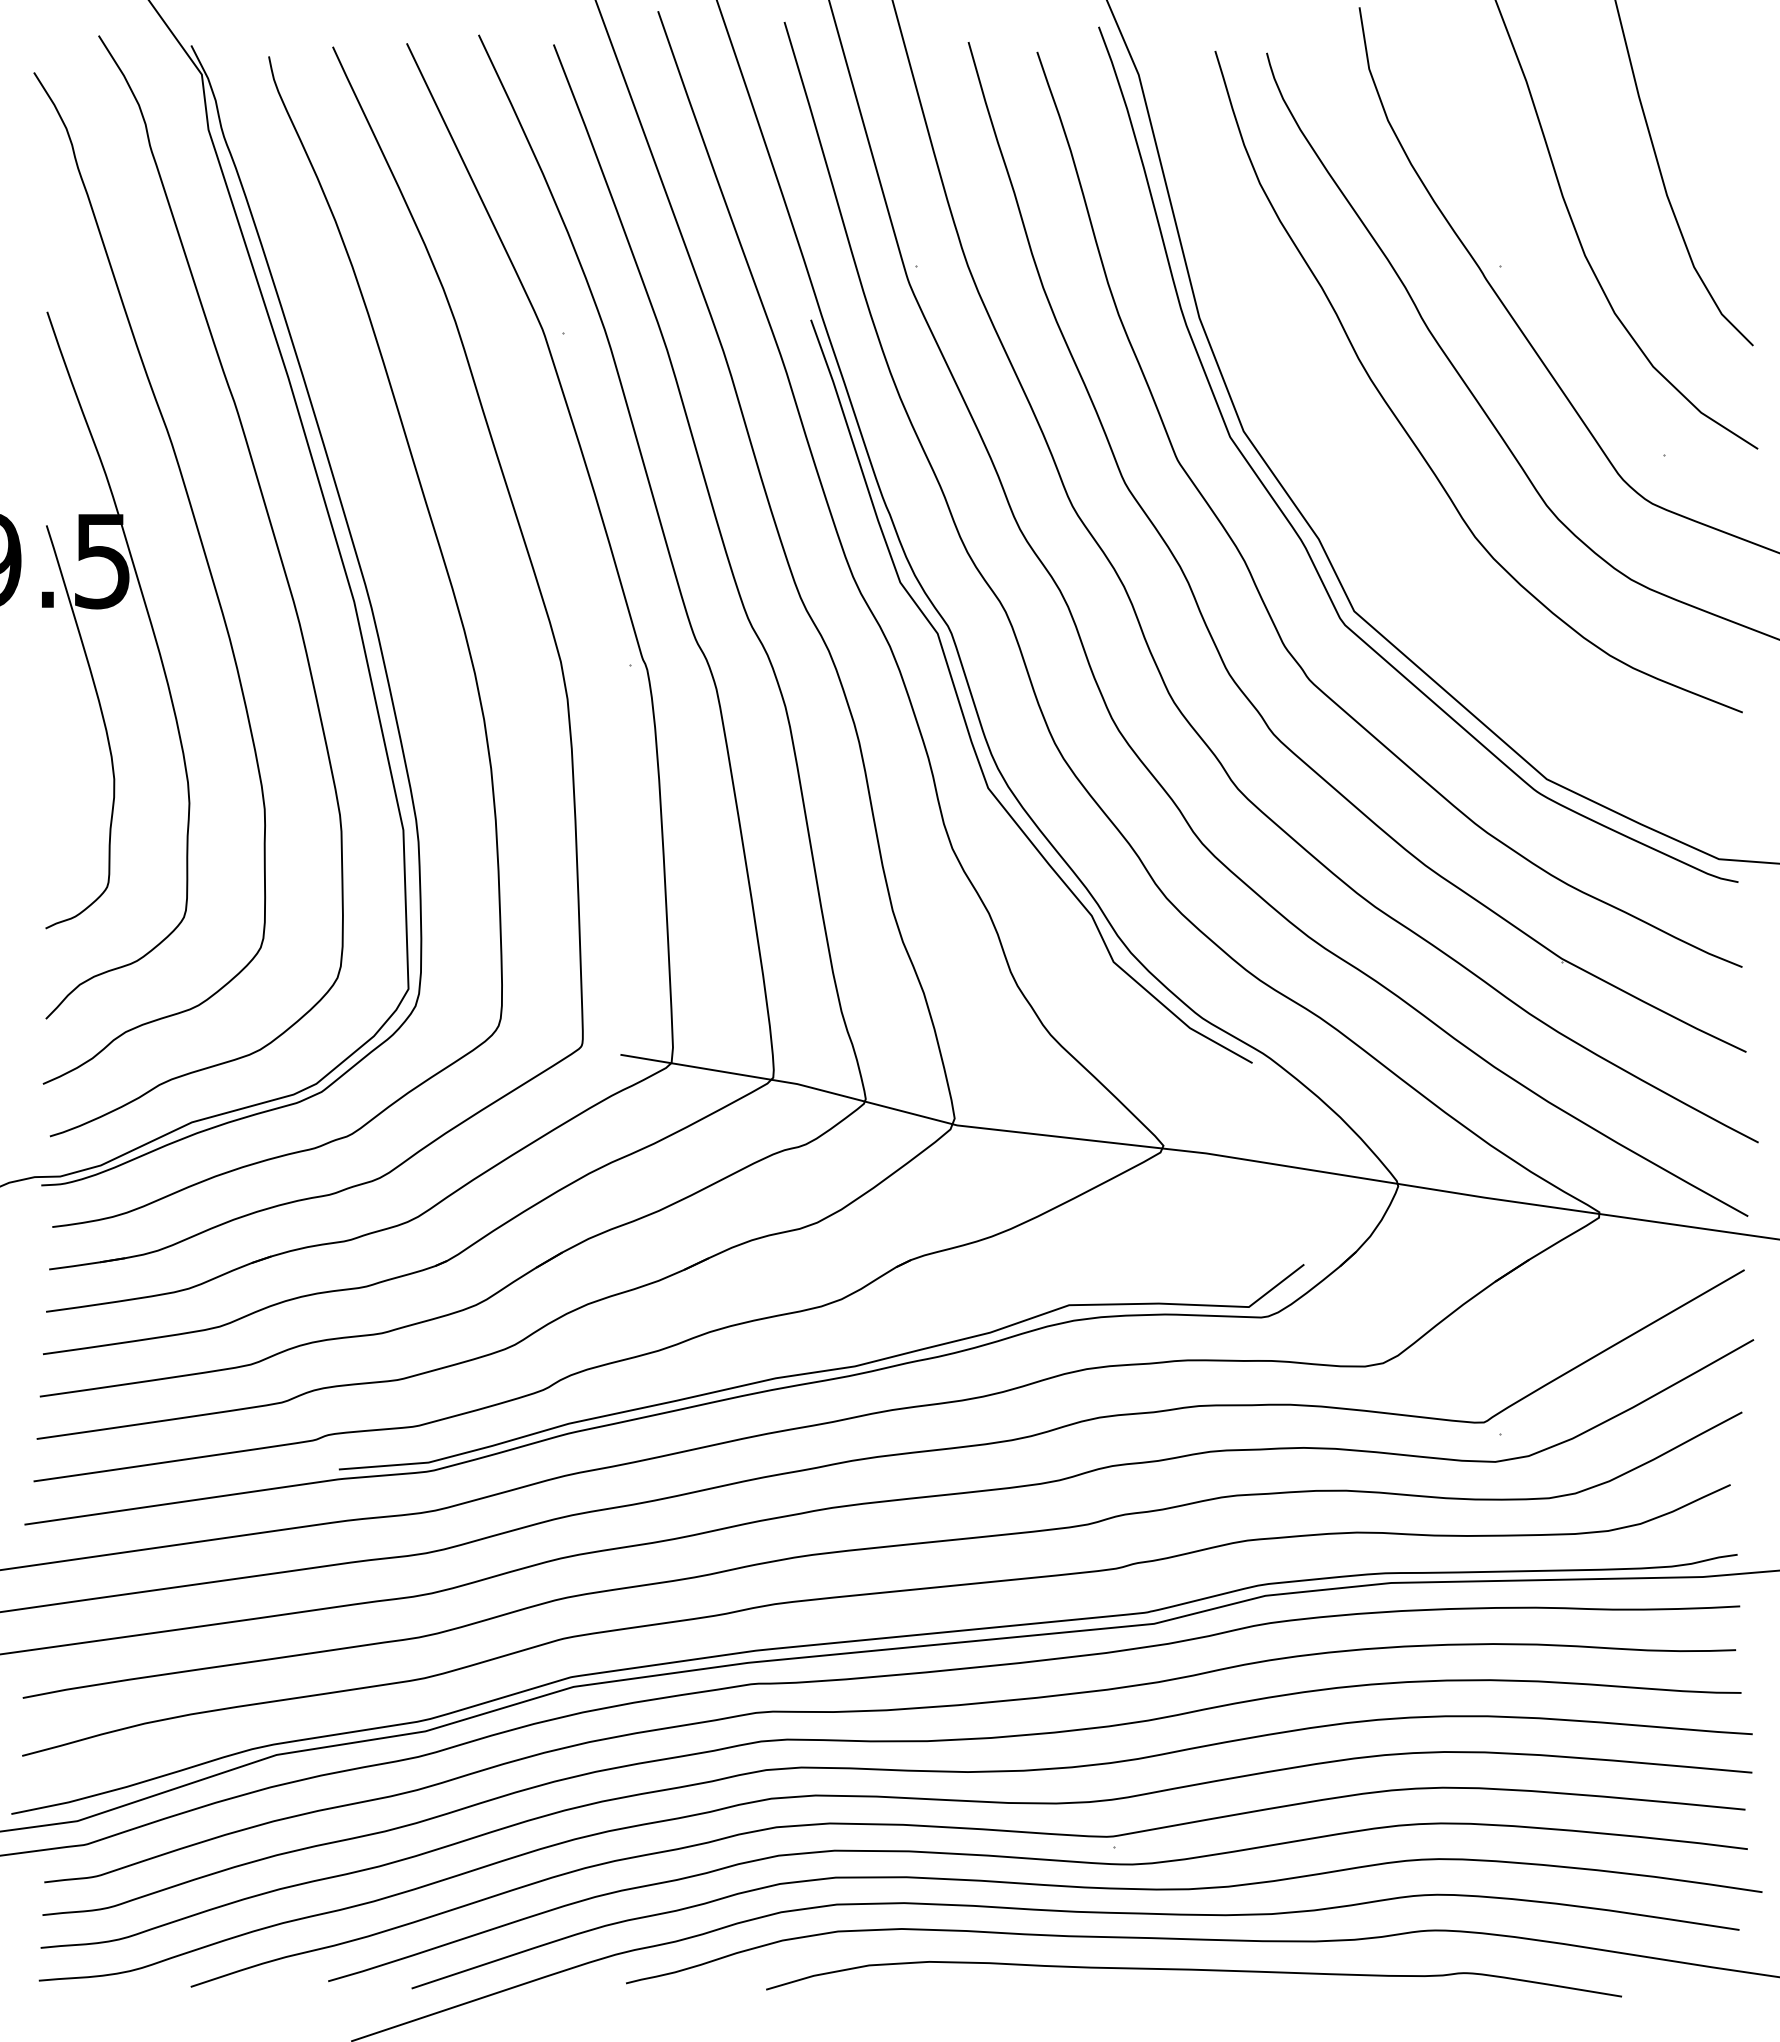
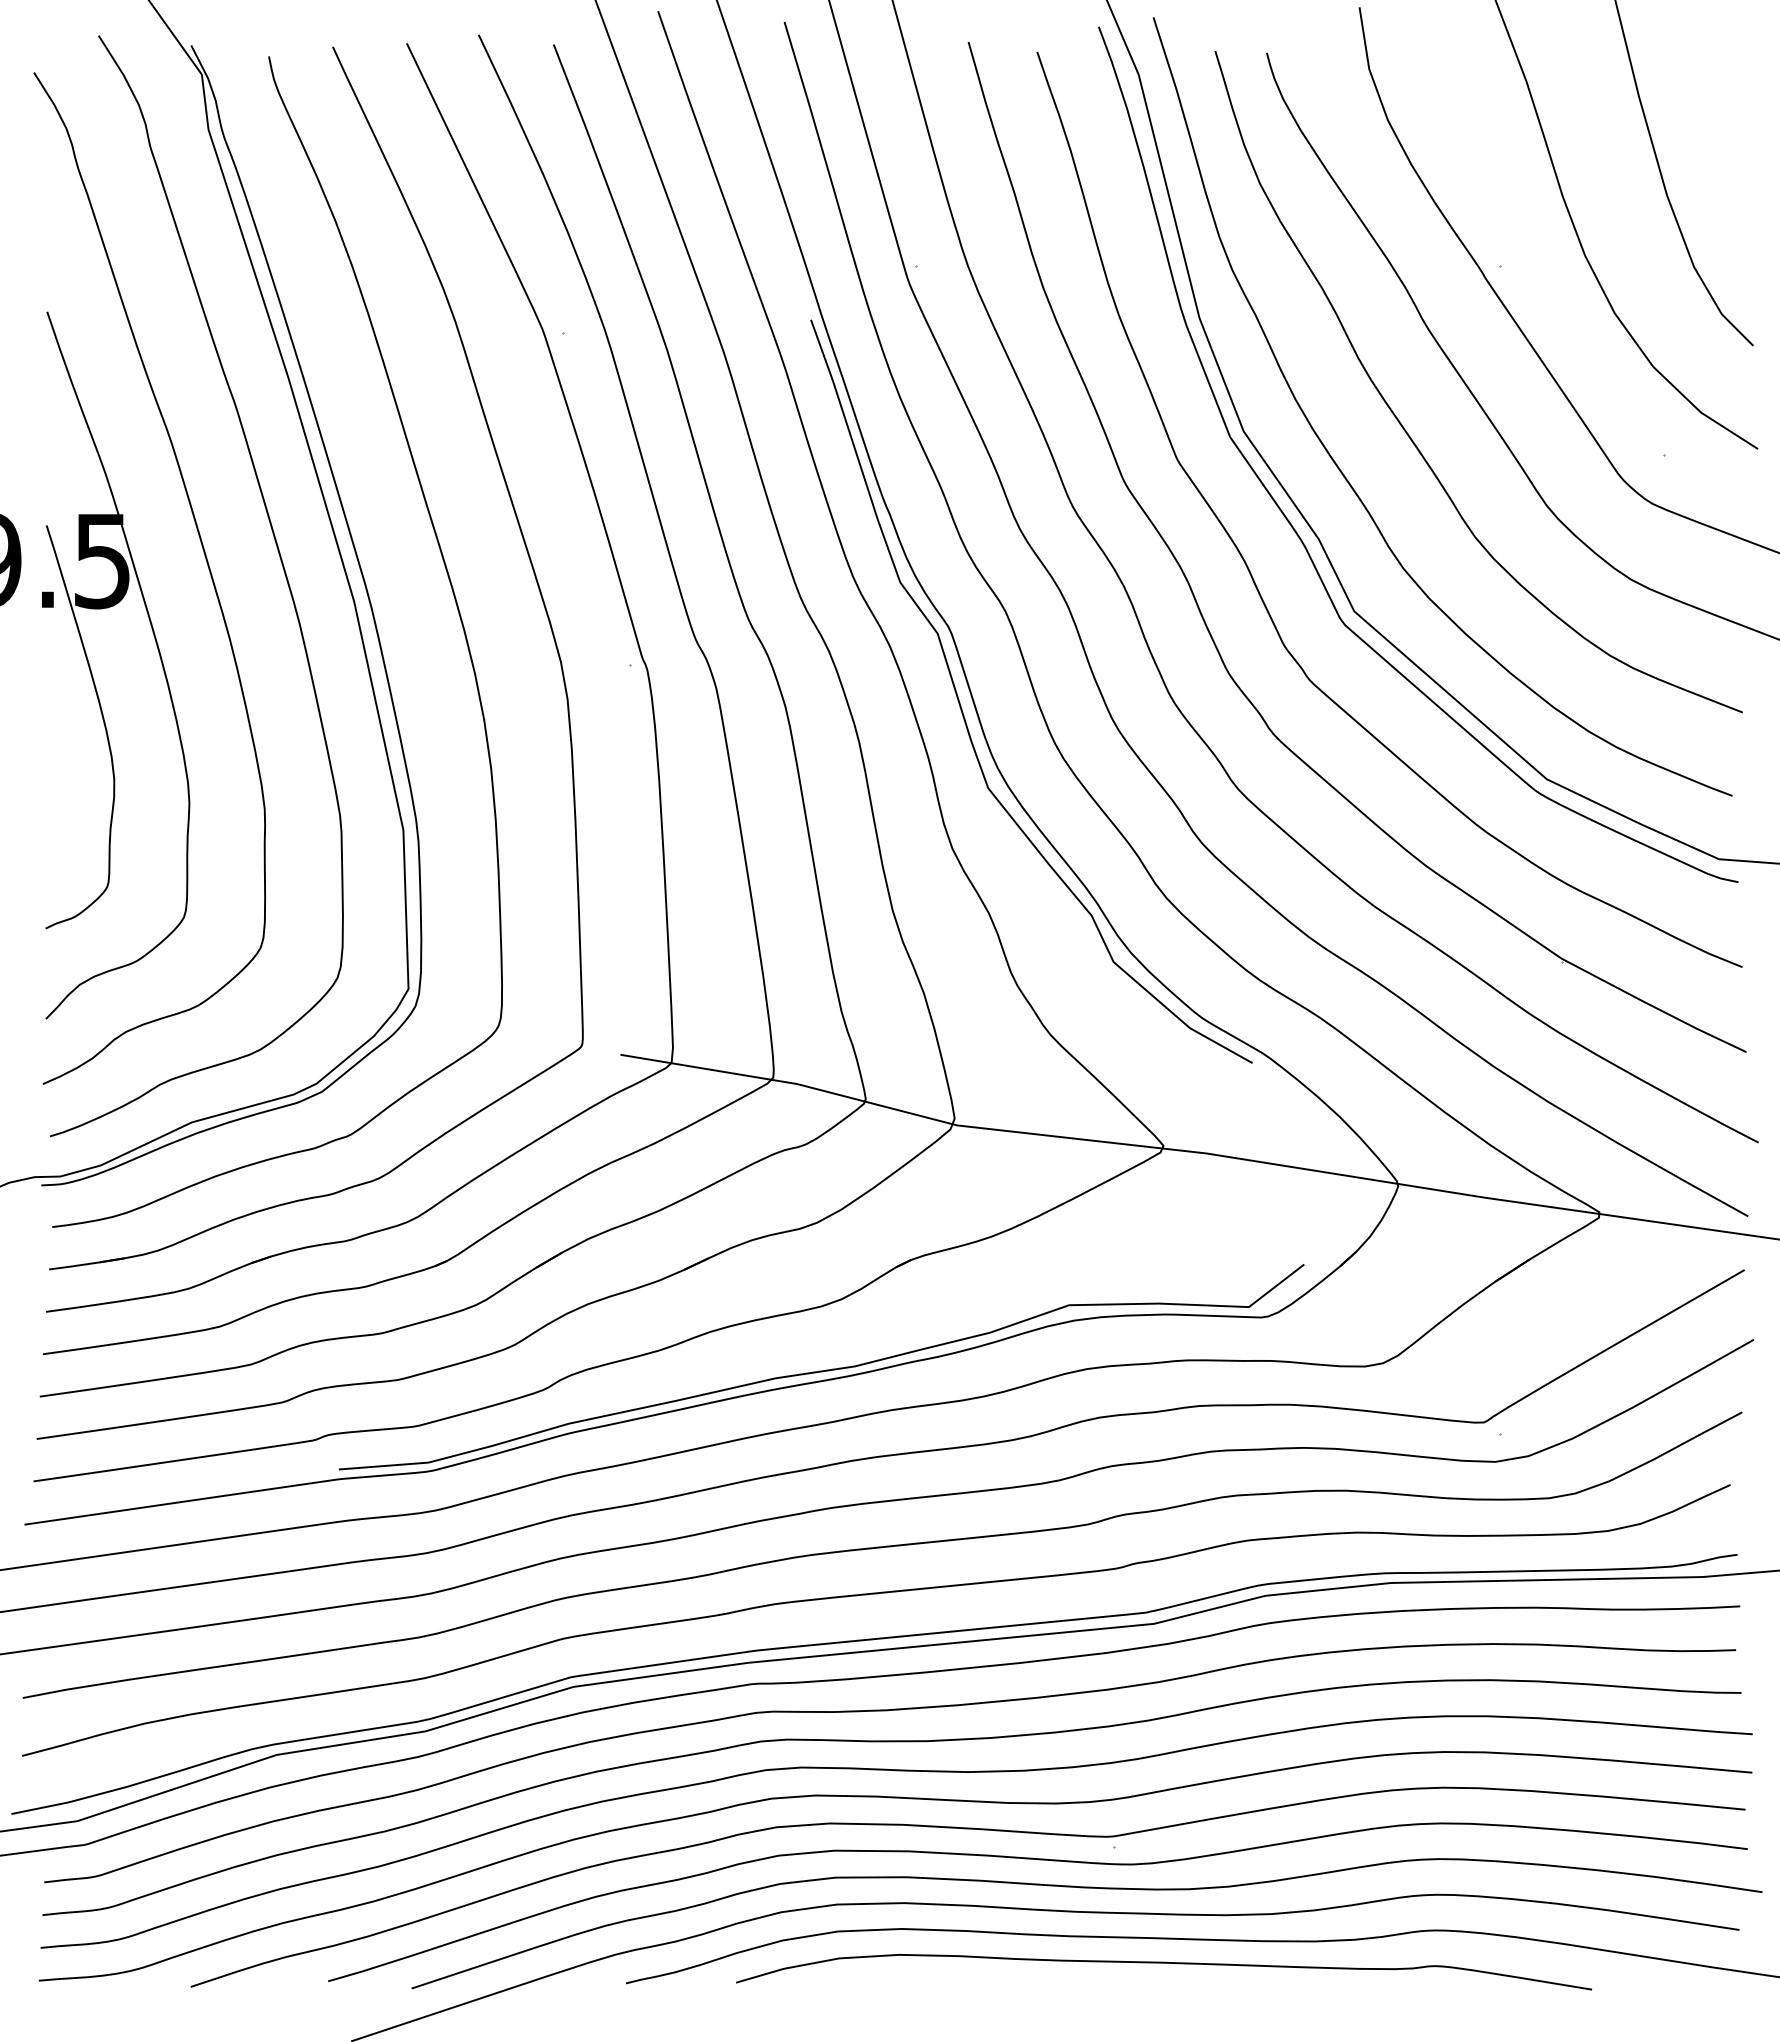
curve: none -> present (1342, 471)
curve position: (1193, 1970) -> (1163, 1963) (1163, 1963)
